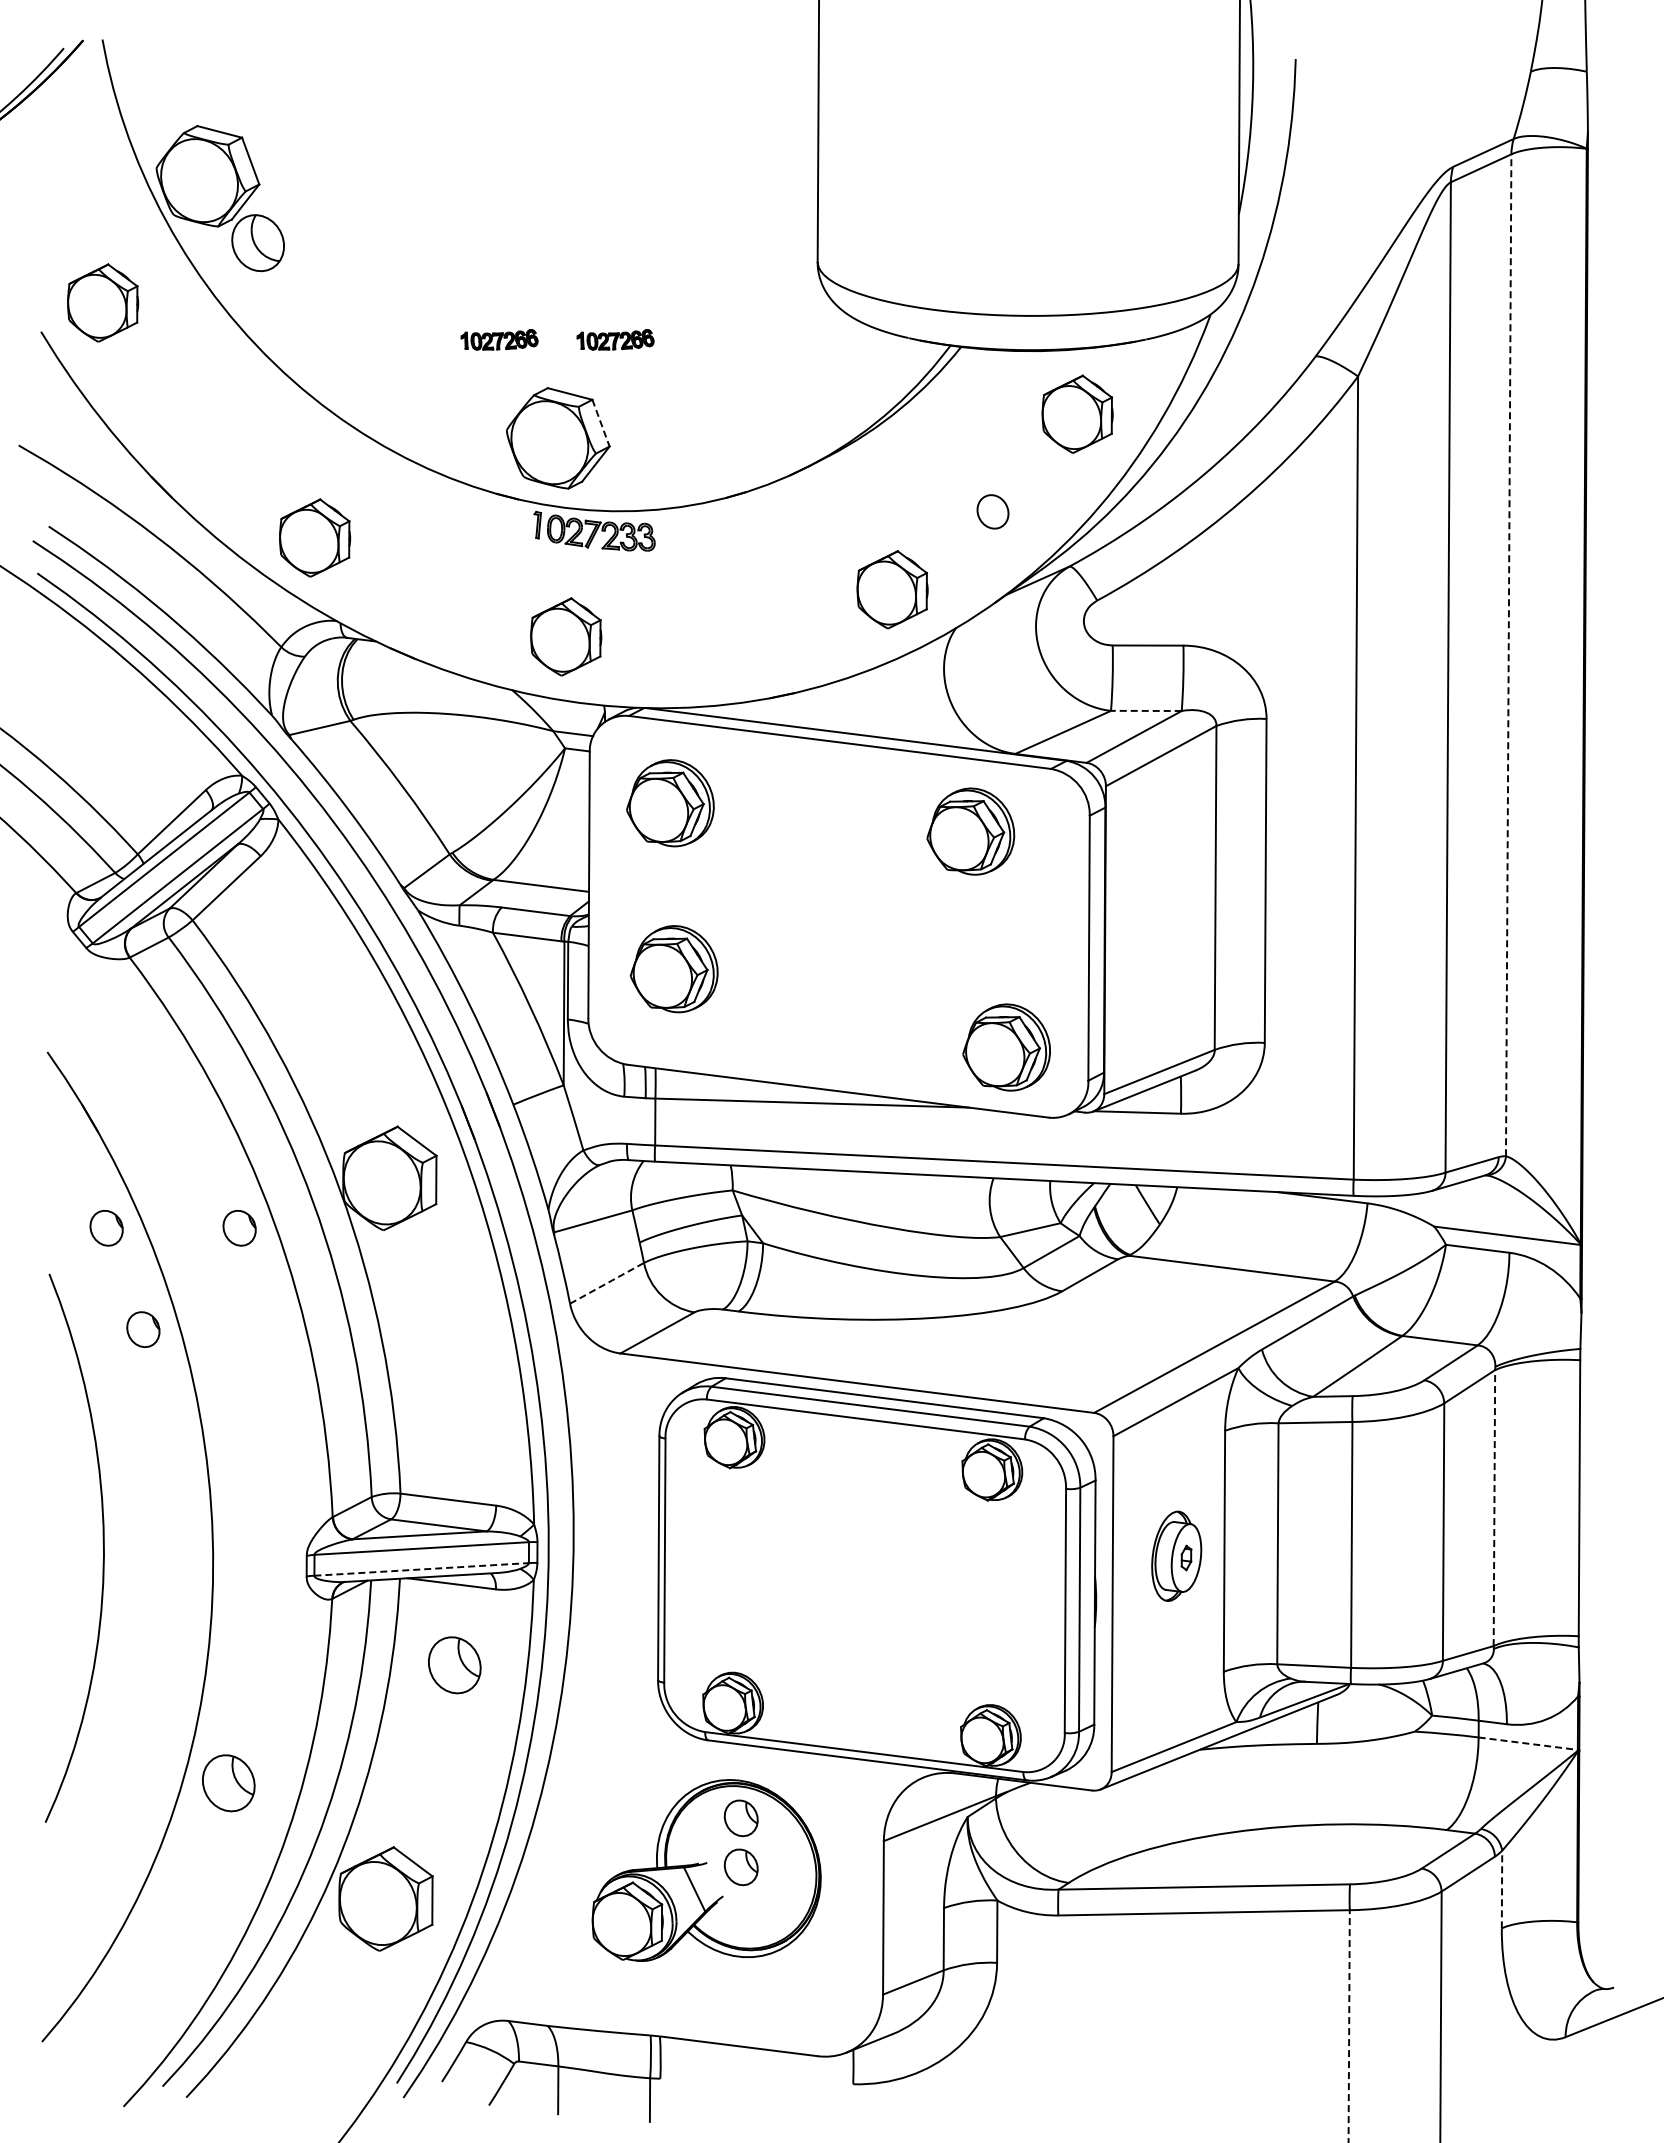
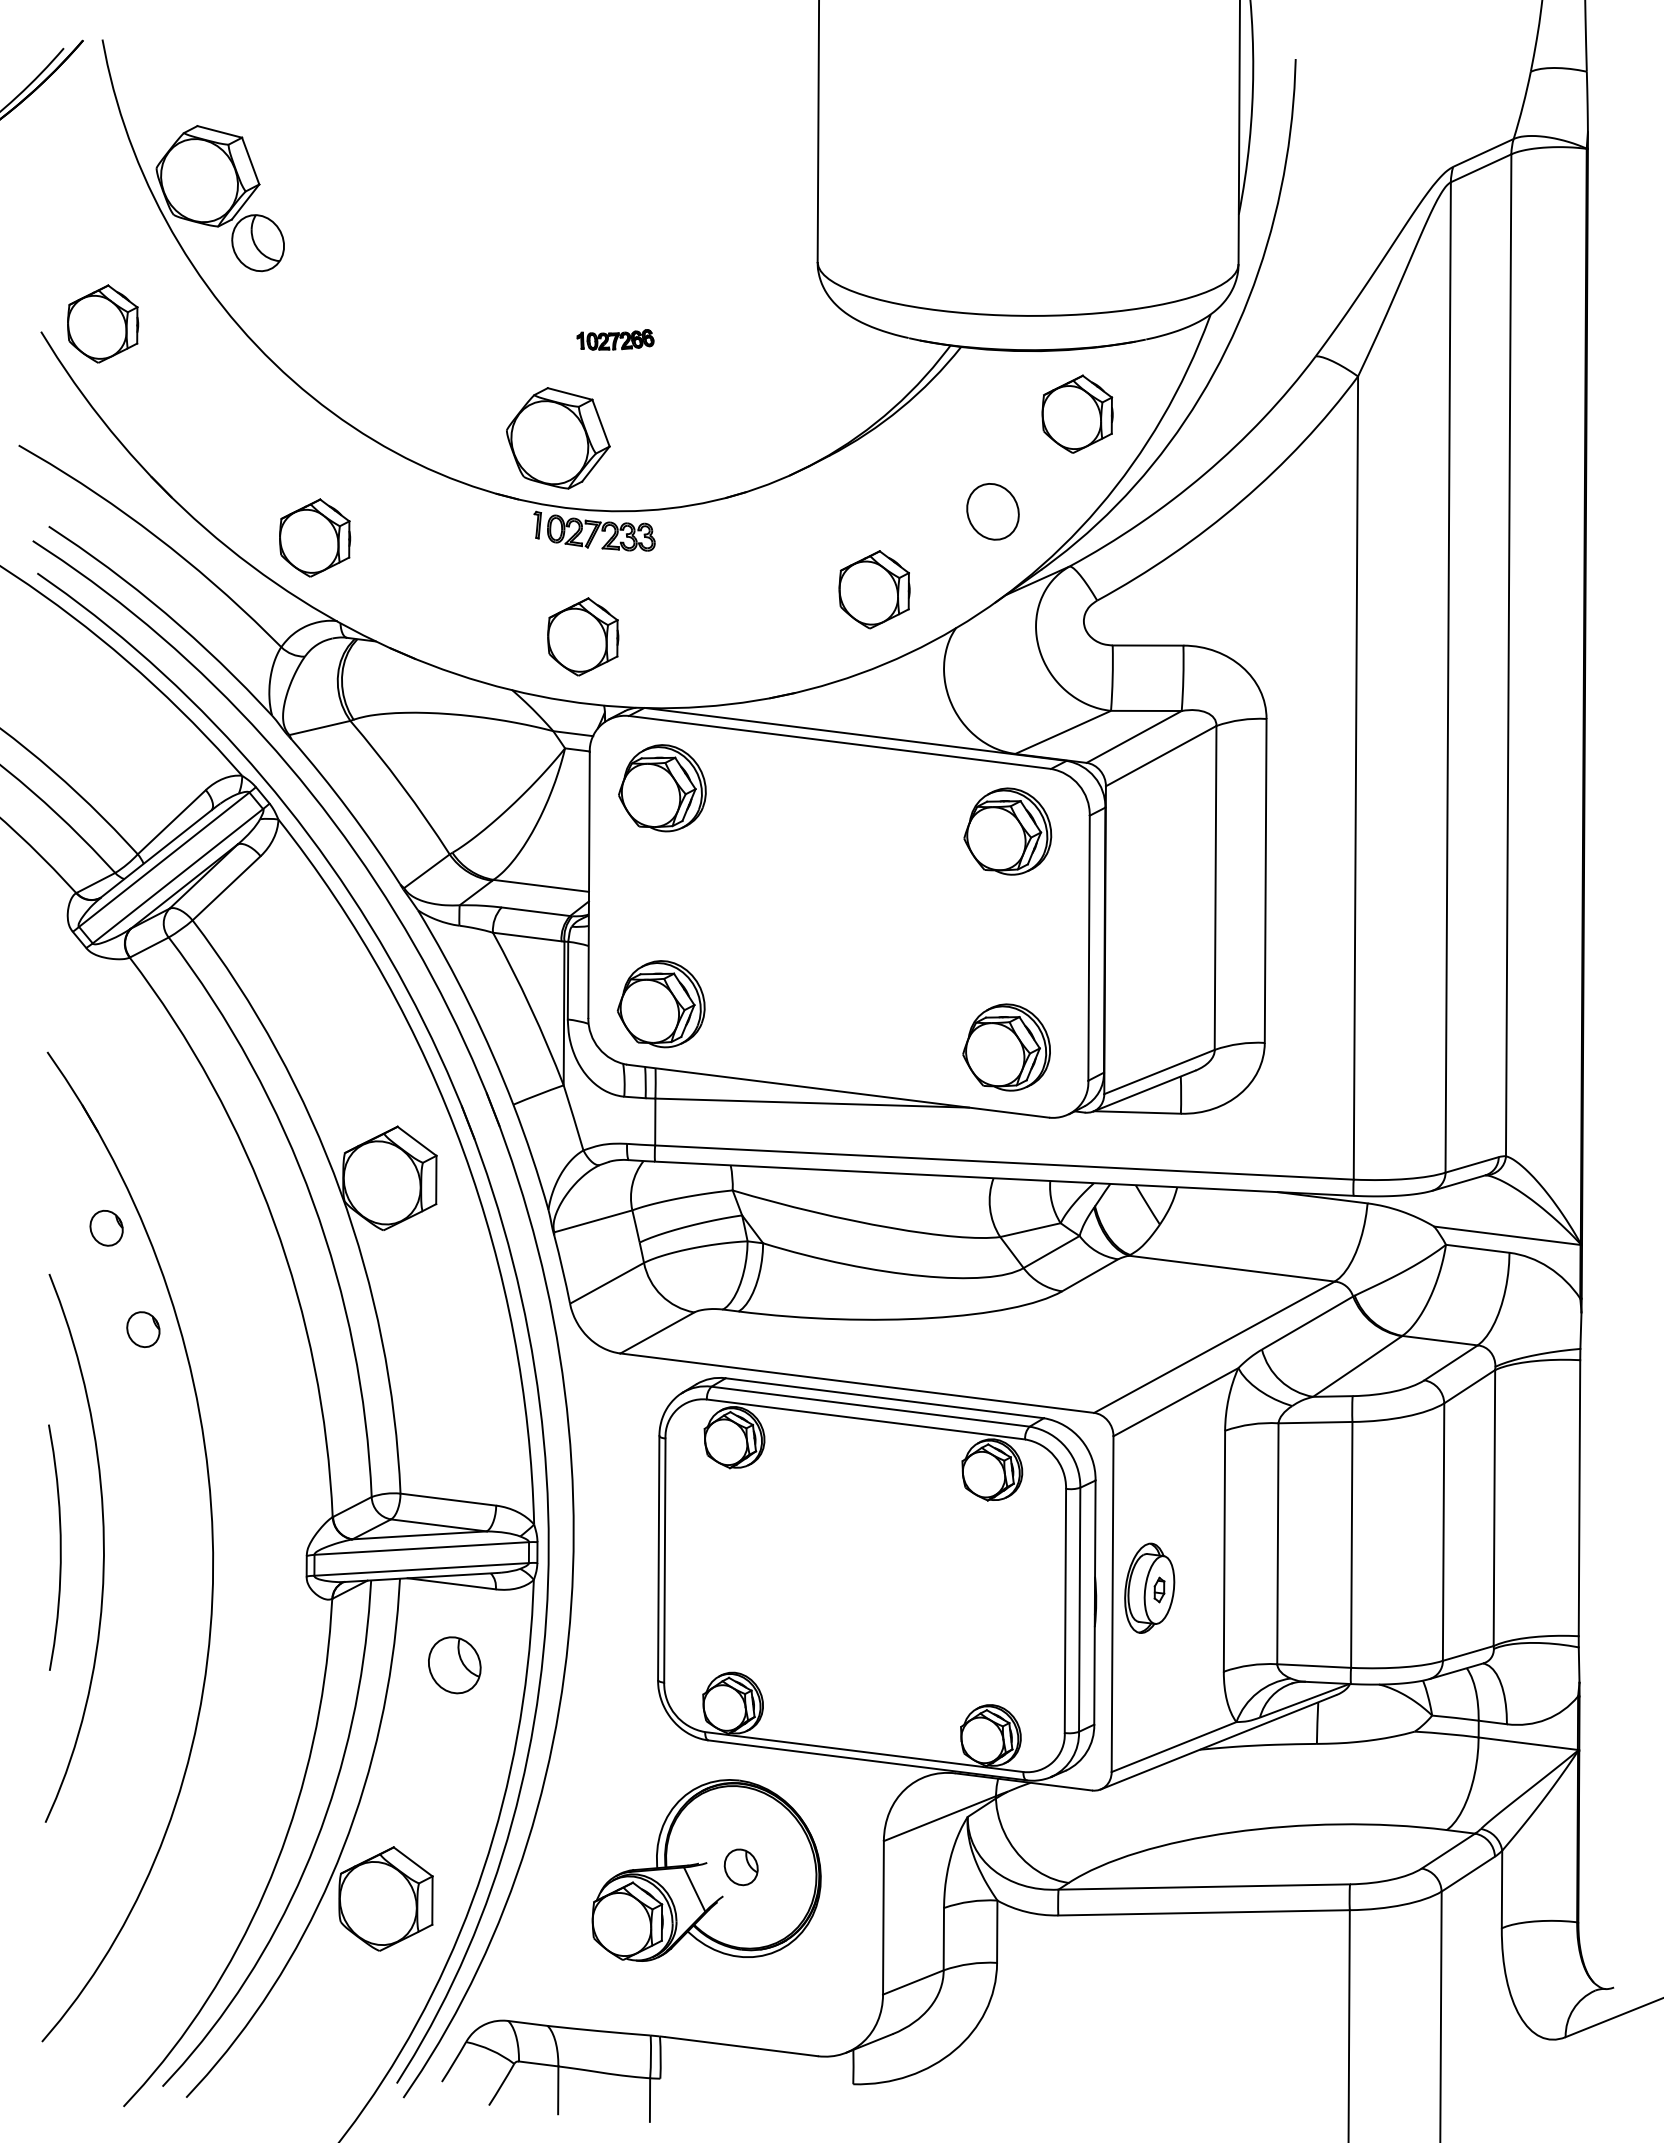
part position: (103, 302) -> (103, 323) (103, 323)
part: present -> none (499, 339)
line: dashed -> solid (601, 423)
part size: 34x36 px -> 54x58 px (992, 511)
part position: (892, 589) -> (874, 589) (874, 589)
part position: (566, 636) -> (583, 636) (583, 636)
line: dashed -> solid (1508, 655)
line: dashed -> solid (1145, 710)
part position: (670, 803) -> (662, 788) (662, 788)
part position: (970, 831) -> (1007, 831) (1007, 831)
part position: (673, 969) -> (660, 1004) (660, 1004)
part: present -> none (239, 1228)
line: dashed -> solid (607, 1282)
line: dashed -> solid (1494, 1507)
curve: none -> present (59, 1547)
part position: (1176, 1555) -> (1149, 1587) (1149, 1587)
line: dashed -> solid (422, 1569)
line: dashed -> solid (1528, 1743)
part: present -> none (228, 1783)
part: present -> none (740, 1818)
line: dashed -> solid (1502, 1889)
line: dashed -> solid (1349, 2026)
